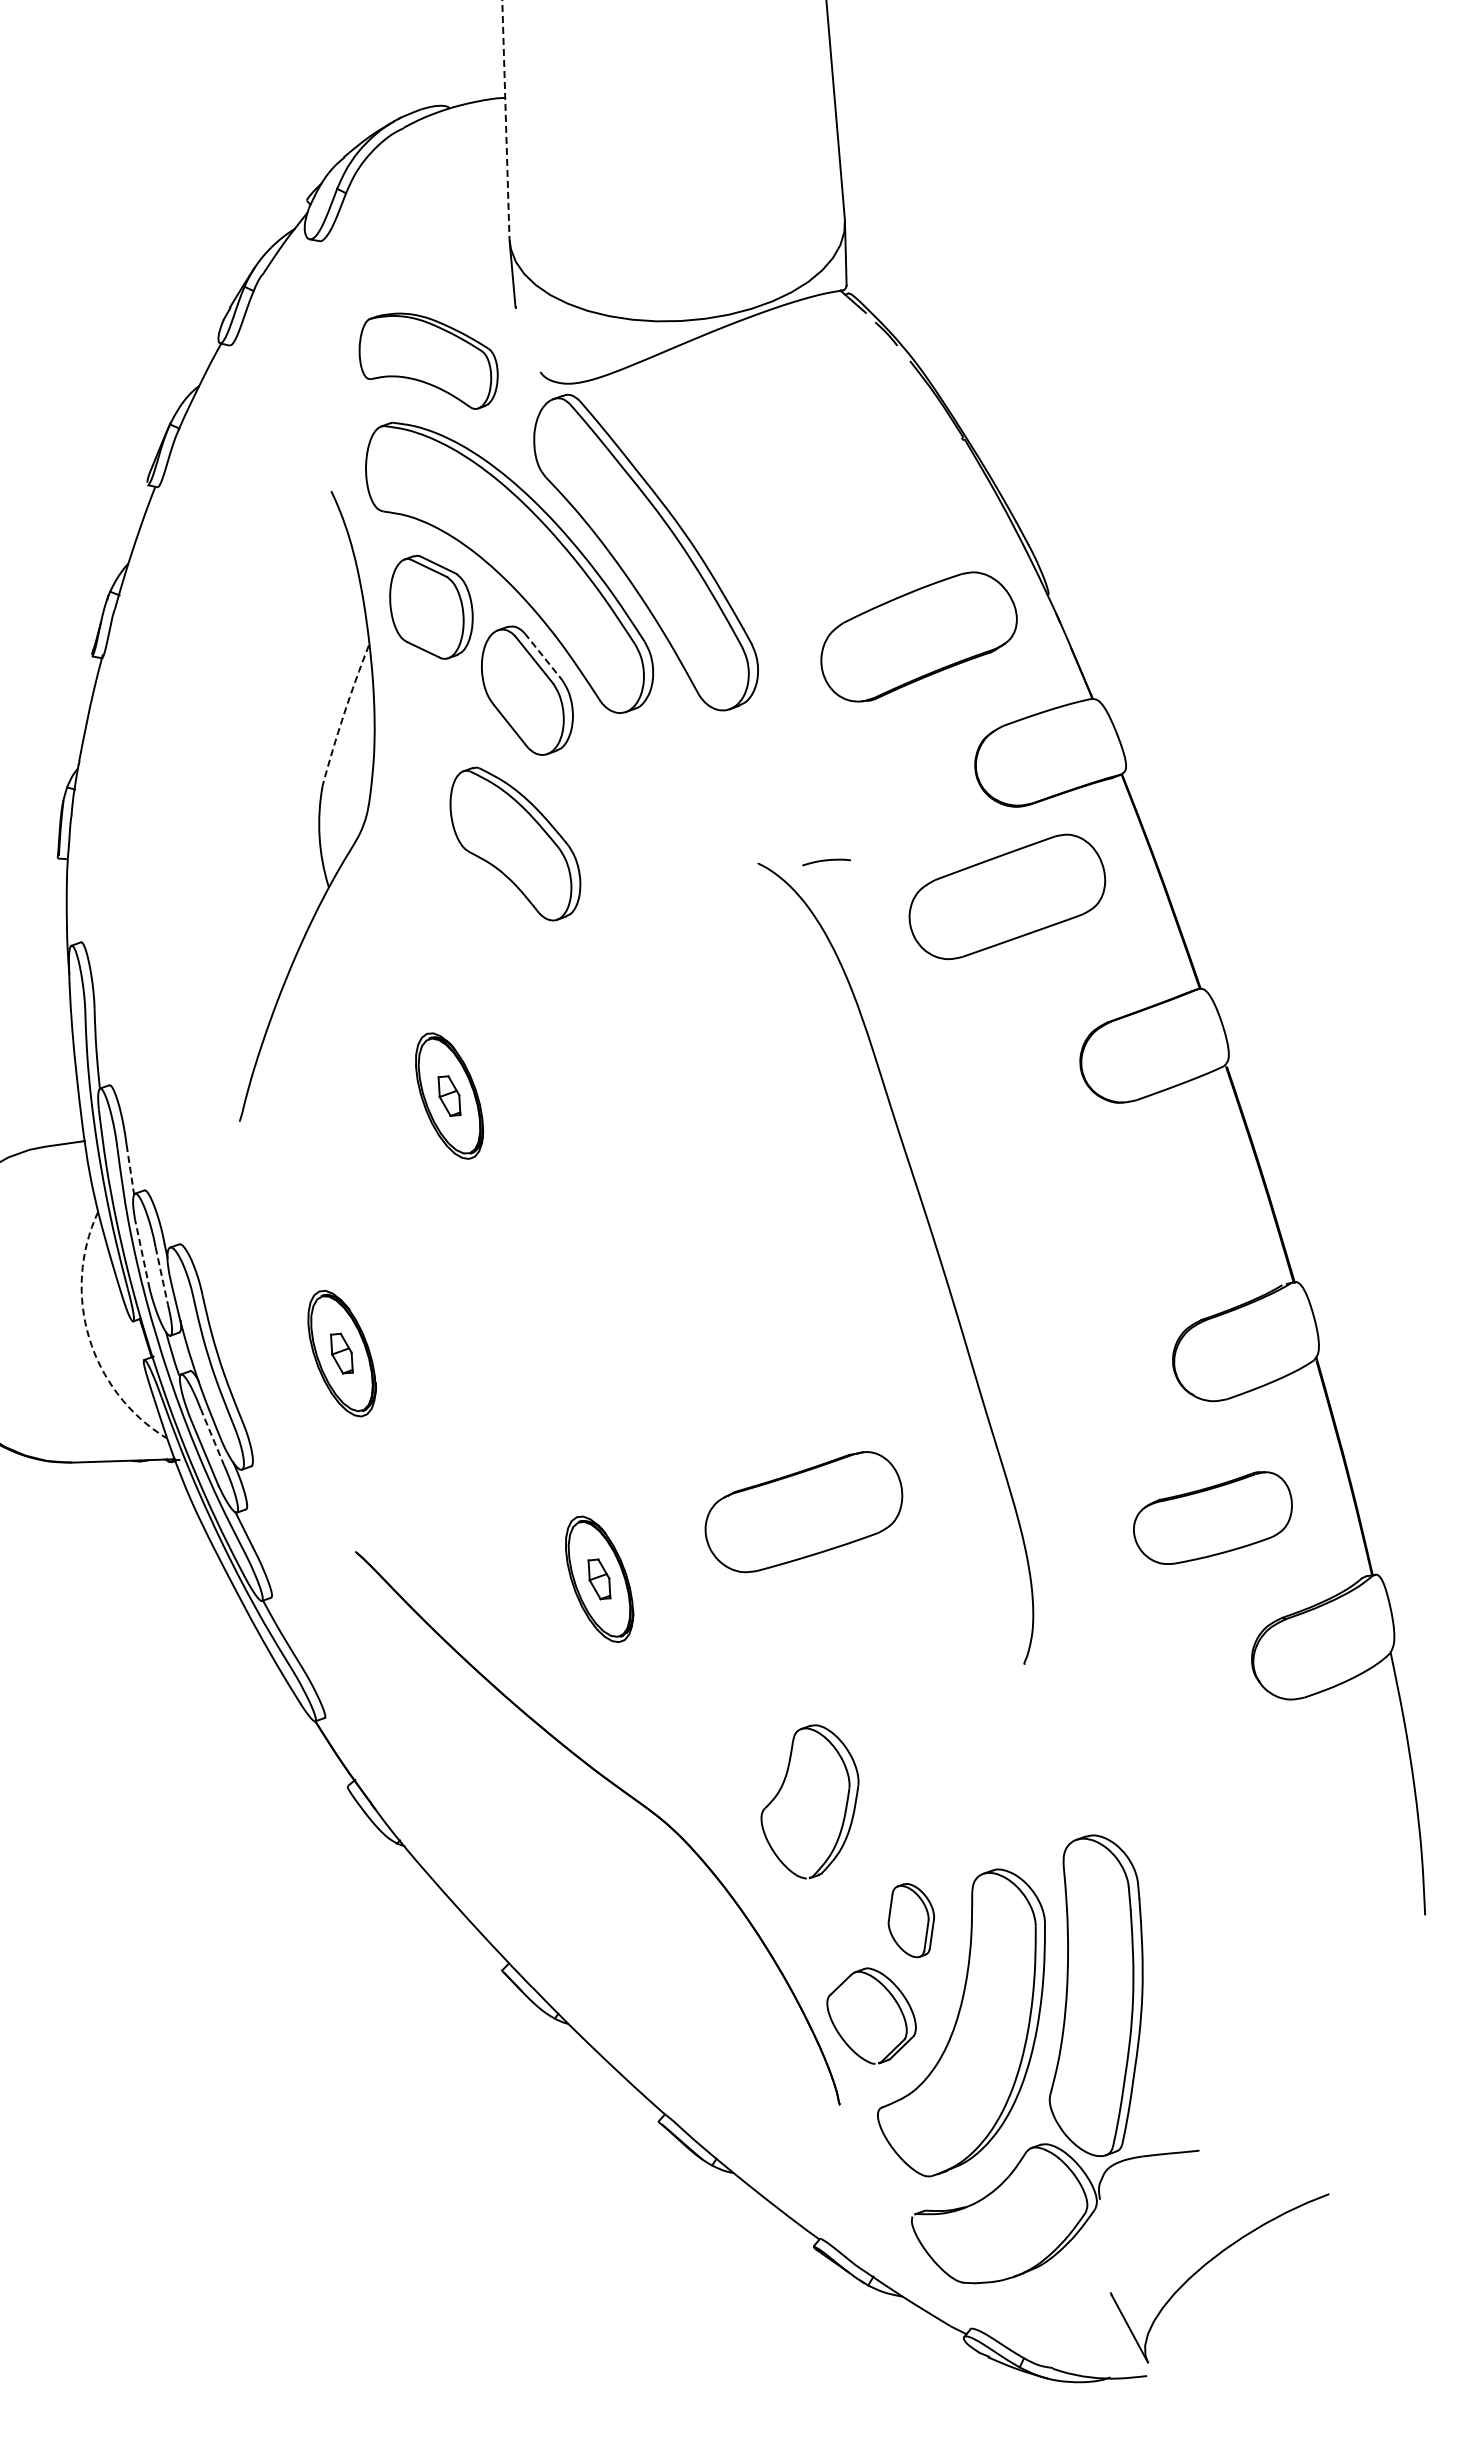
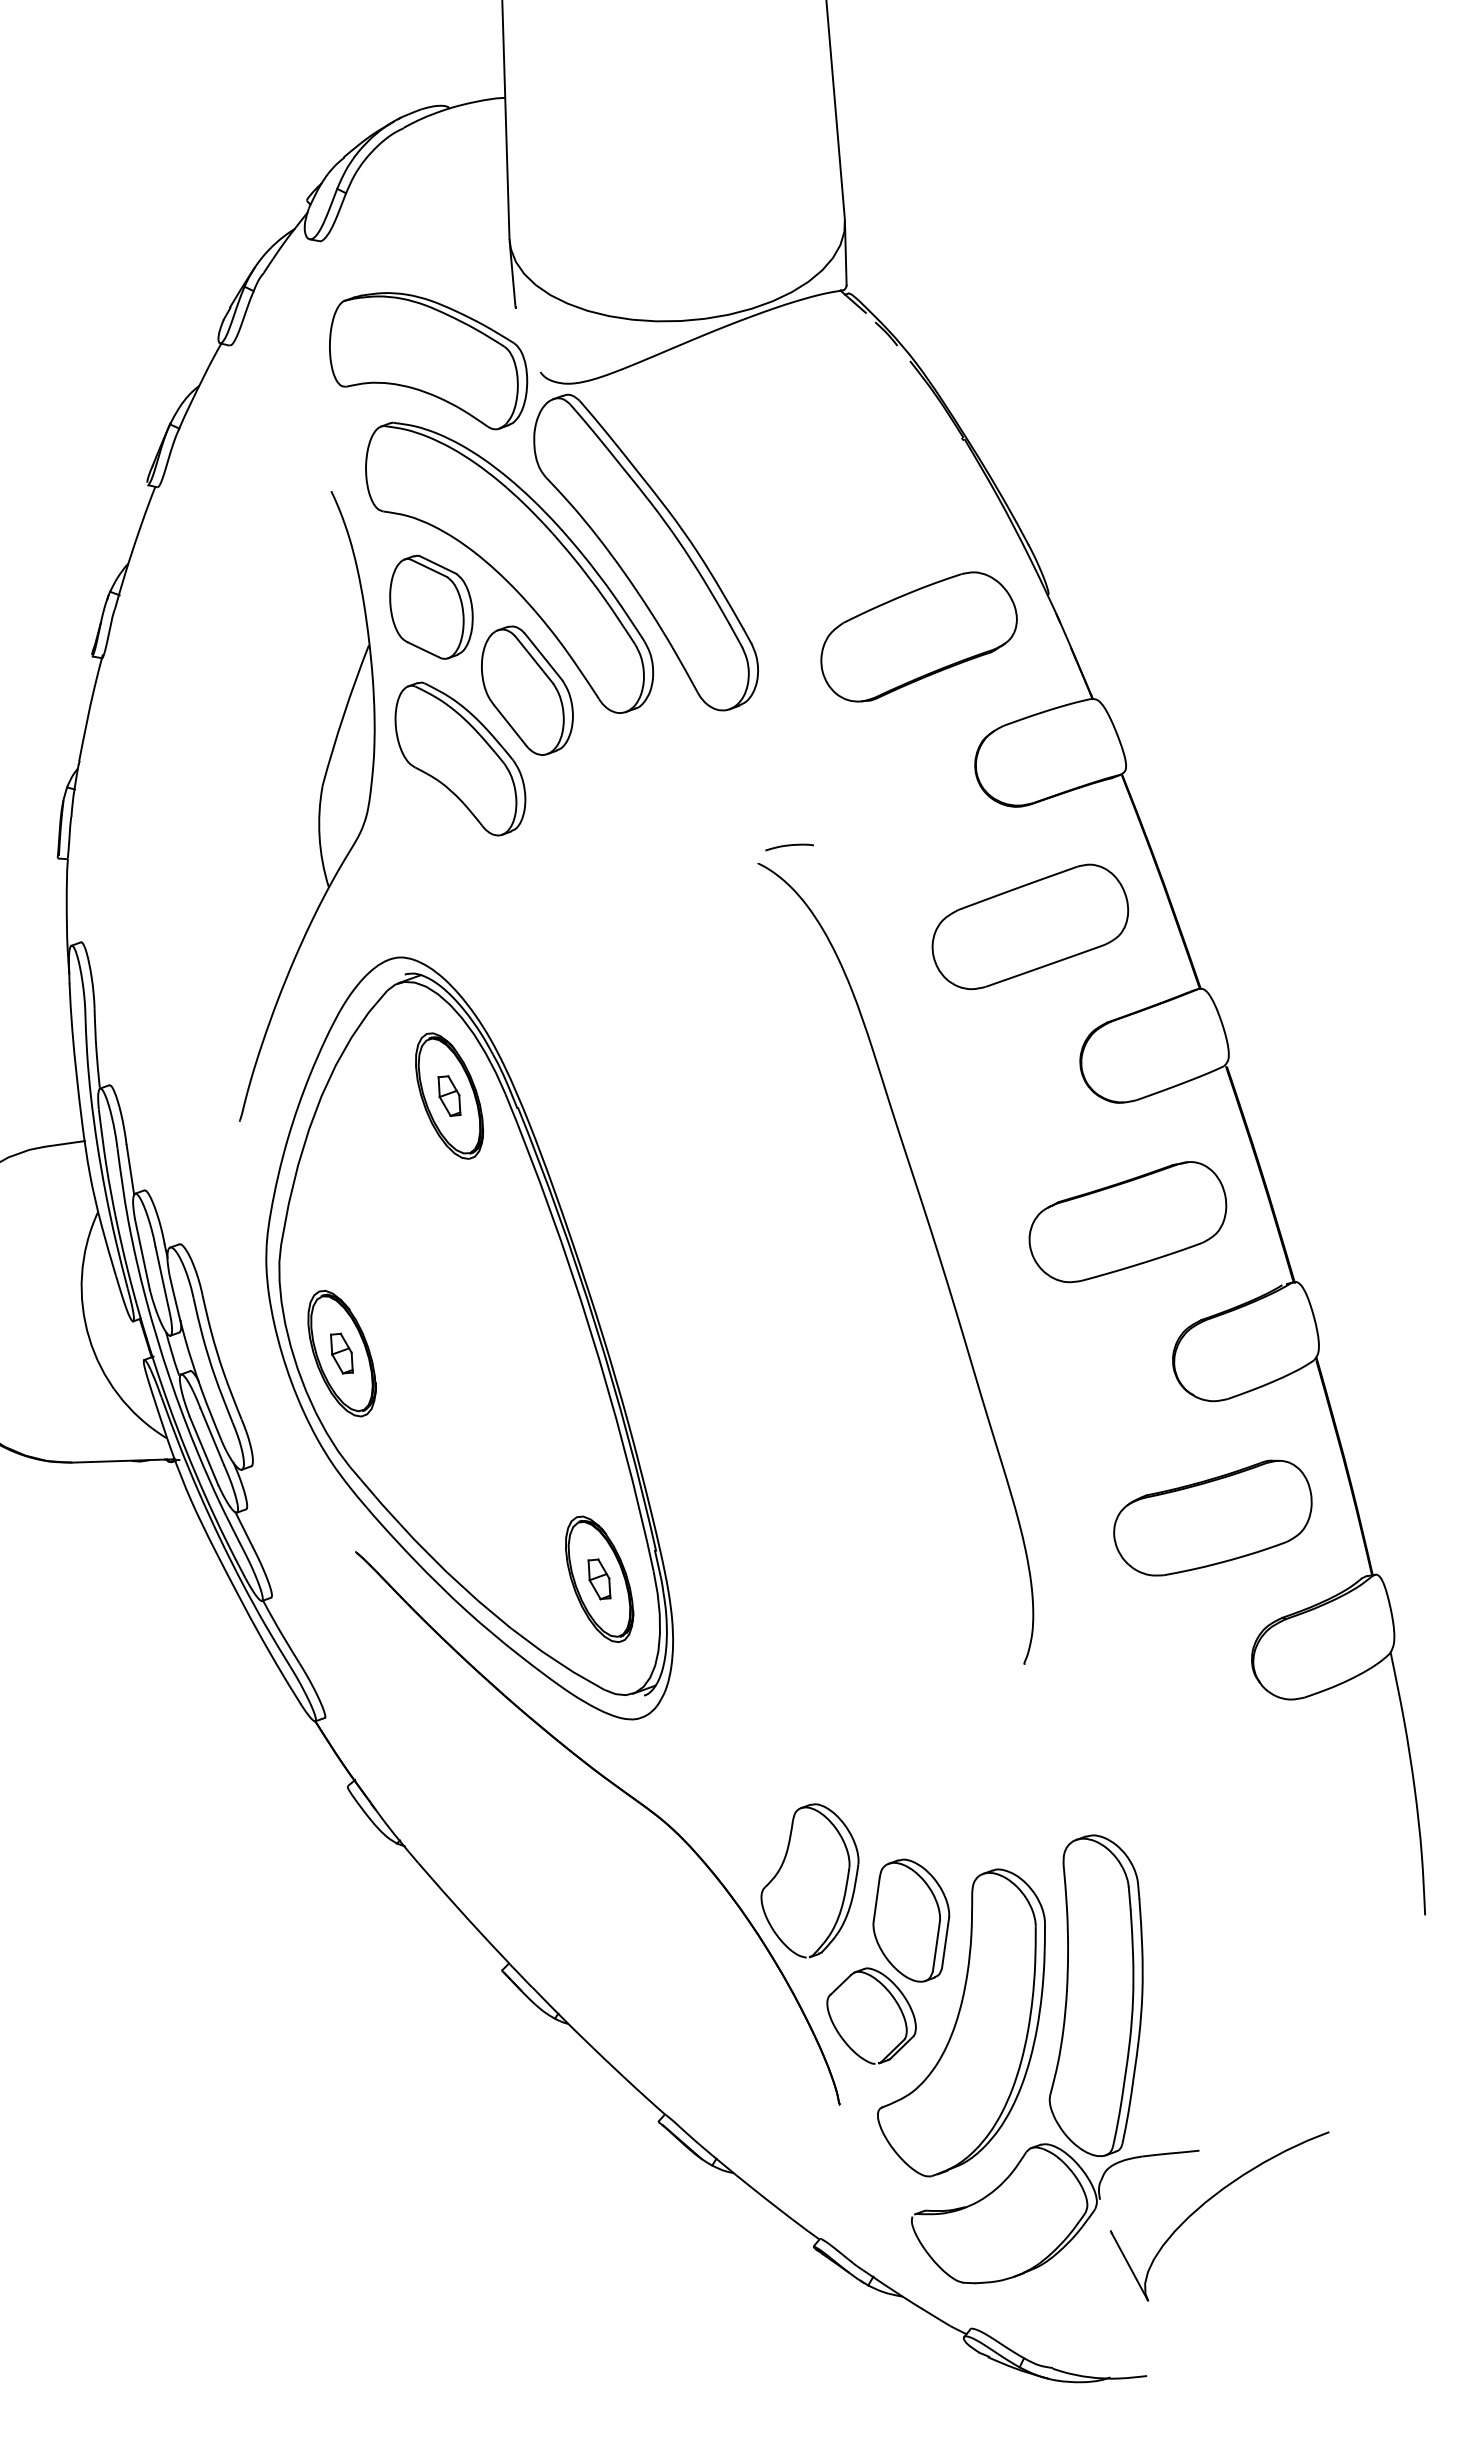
line: dashed -> solid (505, 120)
part size: 141x98 px -> 200x139 px (428, 361)
line: dashed -> solid (543, 657)
arc: dashed -> solid (343, 715)
part position: (515, 843) -> (460, 758) (460, 758)
curve position: (826, 861) -> (789, 846) (789, 846)
part position: (1007, 896) -> (1030, 926) (1030, 926)
line: dashed -> solid (130, 1170)
line: dashed -> solid (142, 1254)
line: dashed -> solid (161, 1276)
arc: dashed -> solid (89, 1338)
part: none -> present (469, 1338)
line: dashed -> solid (212, 1437)
part position: (803, 1512) -> (1127, 1222) (1127, 1222)
part size: 160x94 px -> 200x118 px (1212, 1517)
part position: (782, 1787) -> (782, 1866) (782, 1866)
part size: 49x76 px -> 79x125 px (911, 1920)
part position: (1207, 2264) -> (1207, 2202) (1207, 2202)
